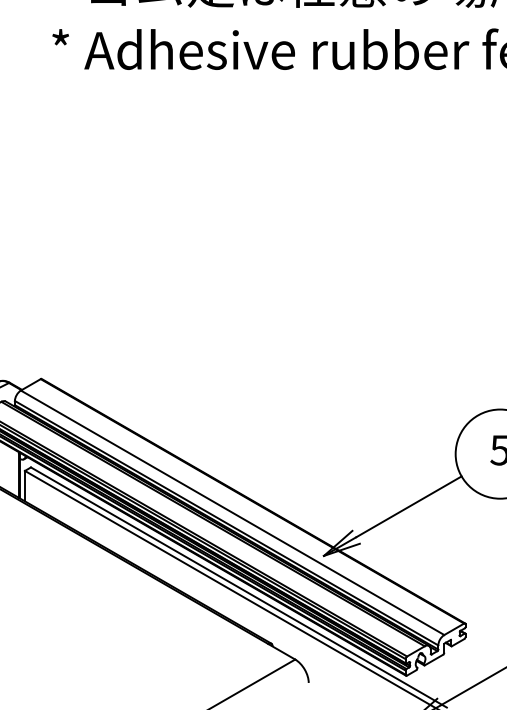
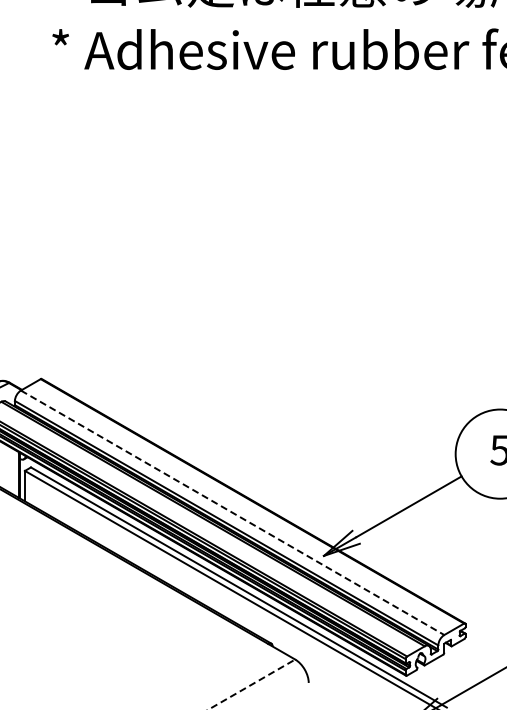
line: solid -> dashed (233, 513)
line: solid -> dashed (252, 684)
